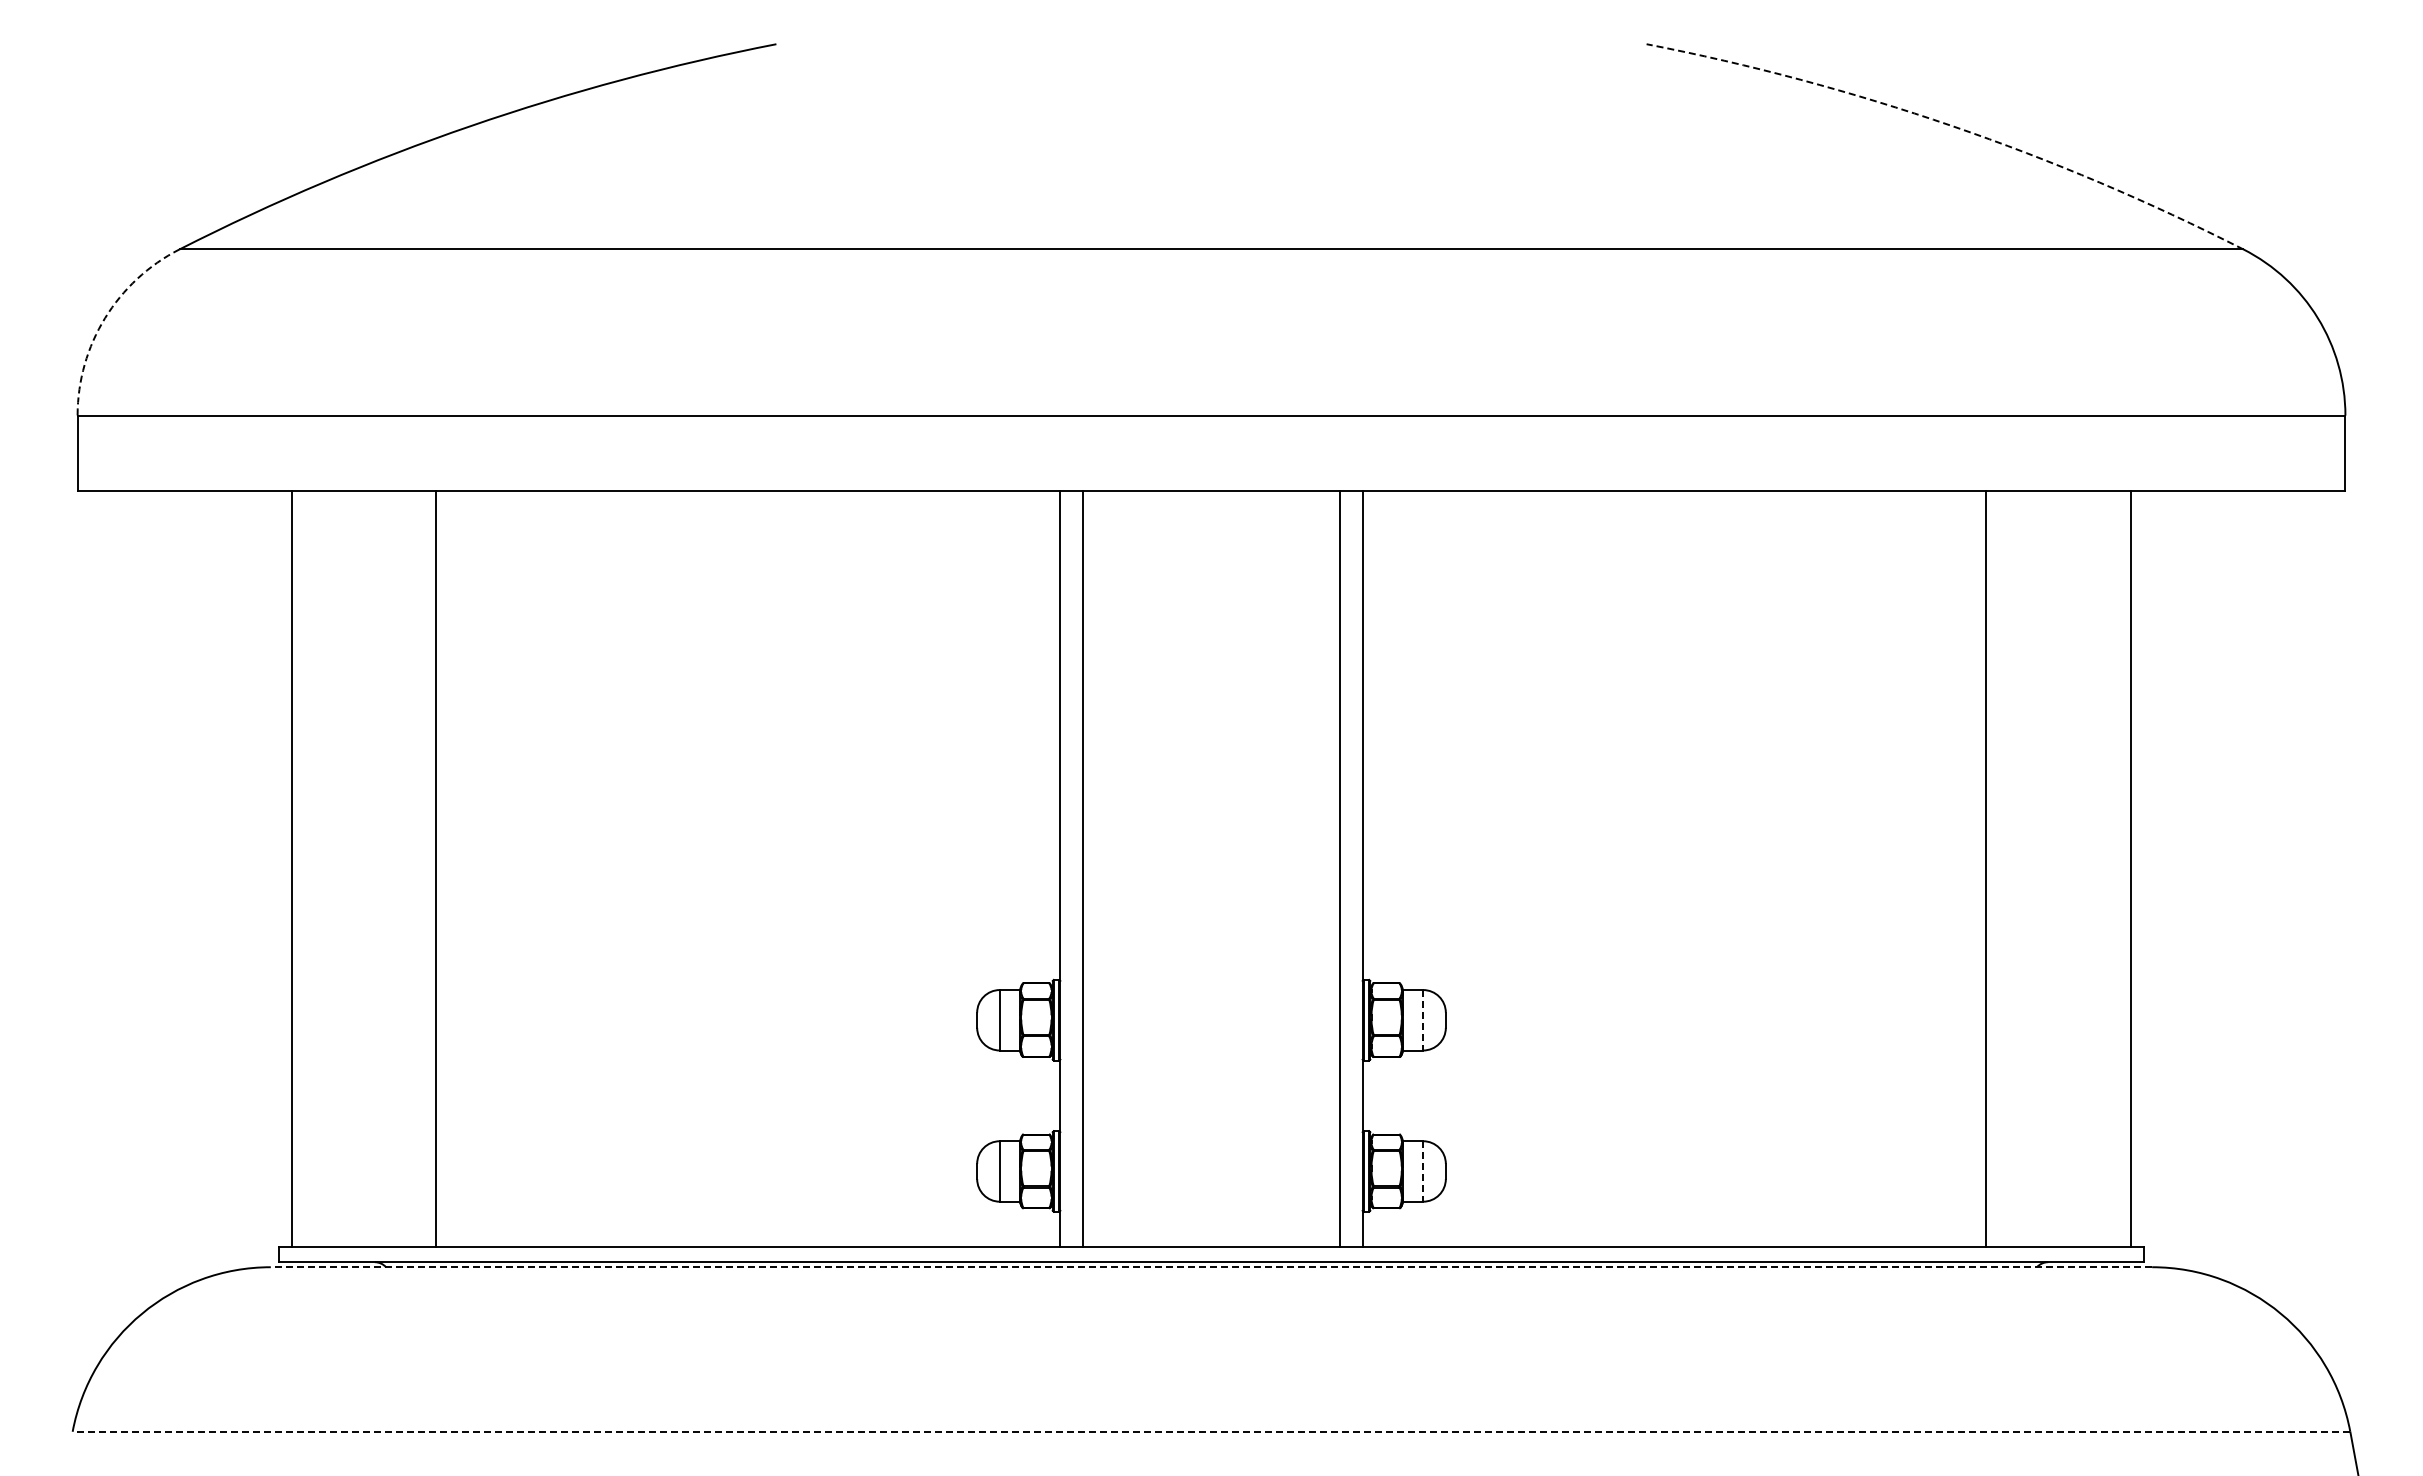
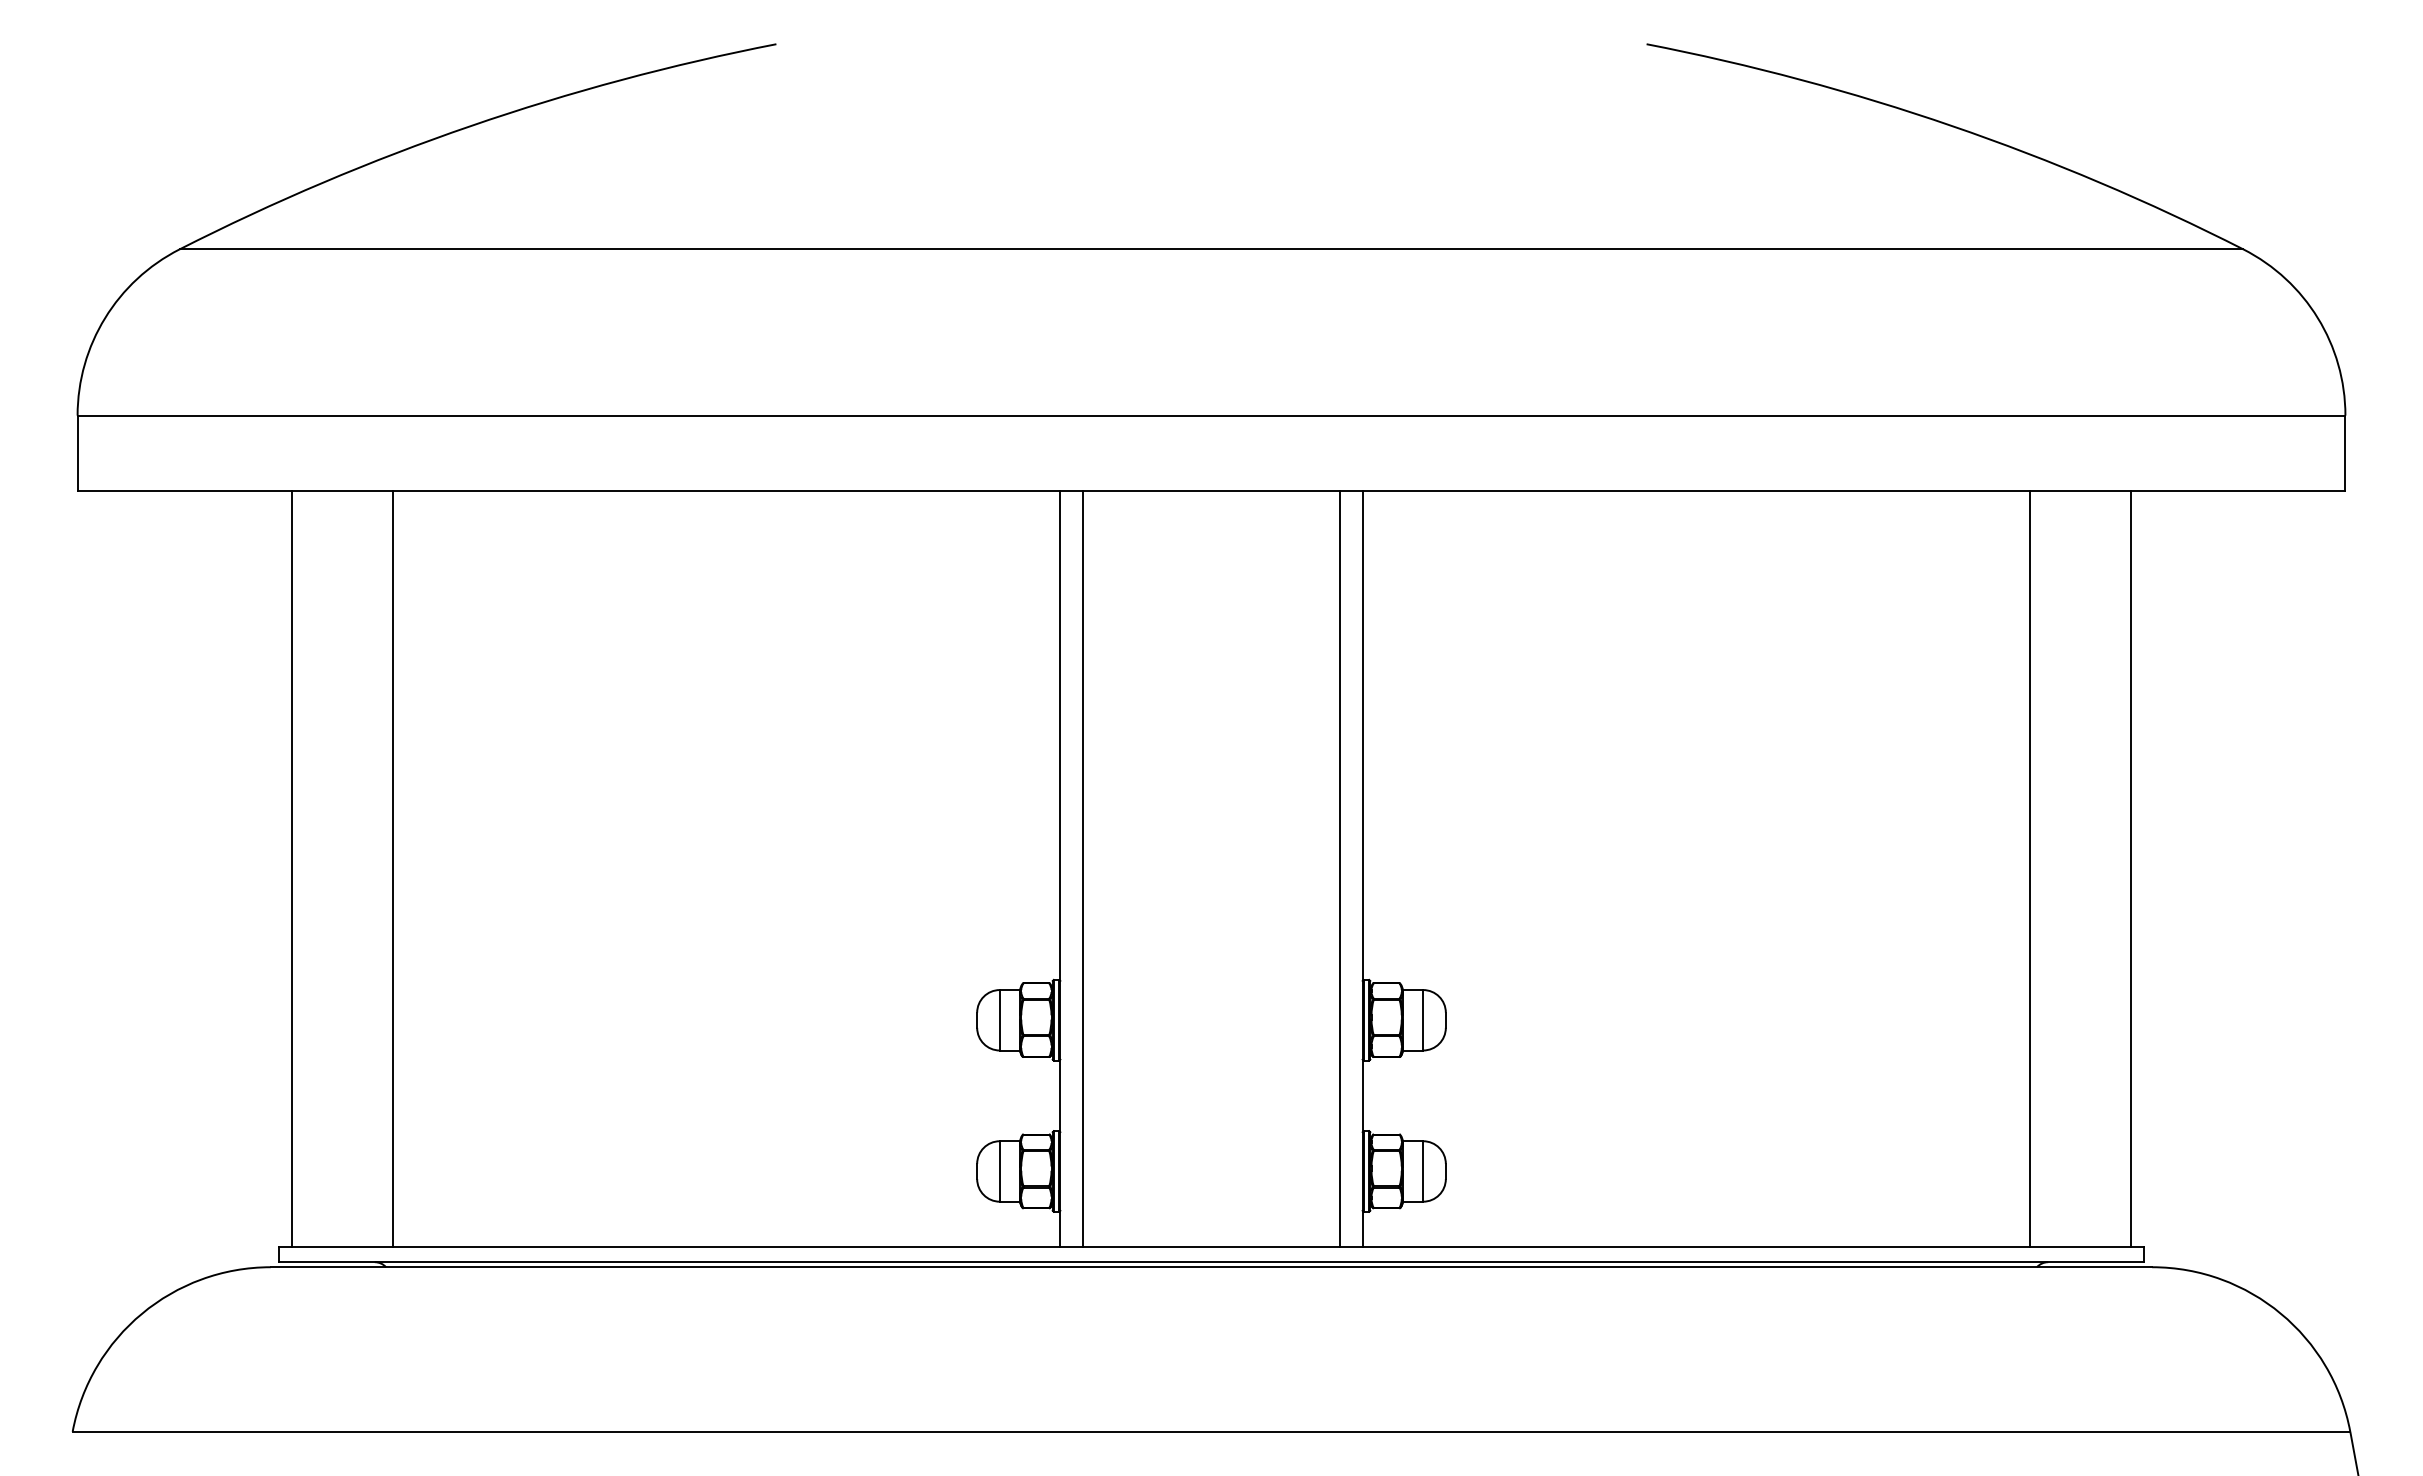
arc: dashed -> solid (1952, 126)
arc: dashed -> solid (105, 318)
line position: (435, 869) -> (392, 869) (392, 869)
line position: (1986, 869) -> (2030, 869) (2030, 869)
line: dashed -> solid (1423, 1020)
line: dashed -> solid (1423, 1171)
line: dashed -> solid (1211, 1267)
line: dashed -> solid (1211, 1431)
